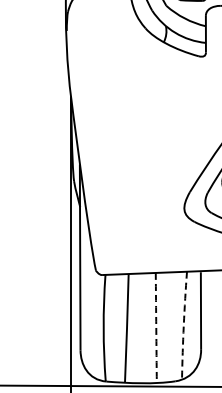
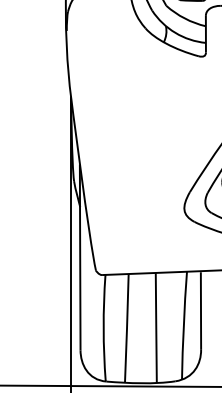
arc: dashed -> solid (183, 325)
arc: dashed -> solid (156, 328)
